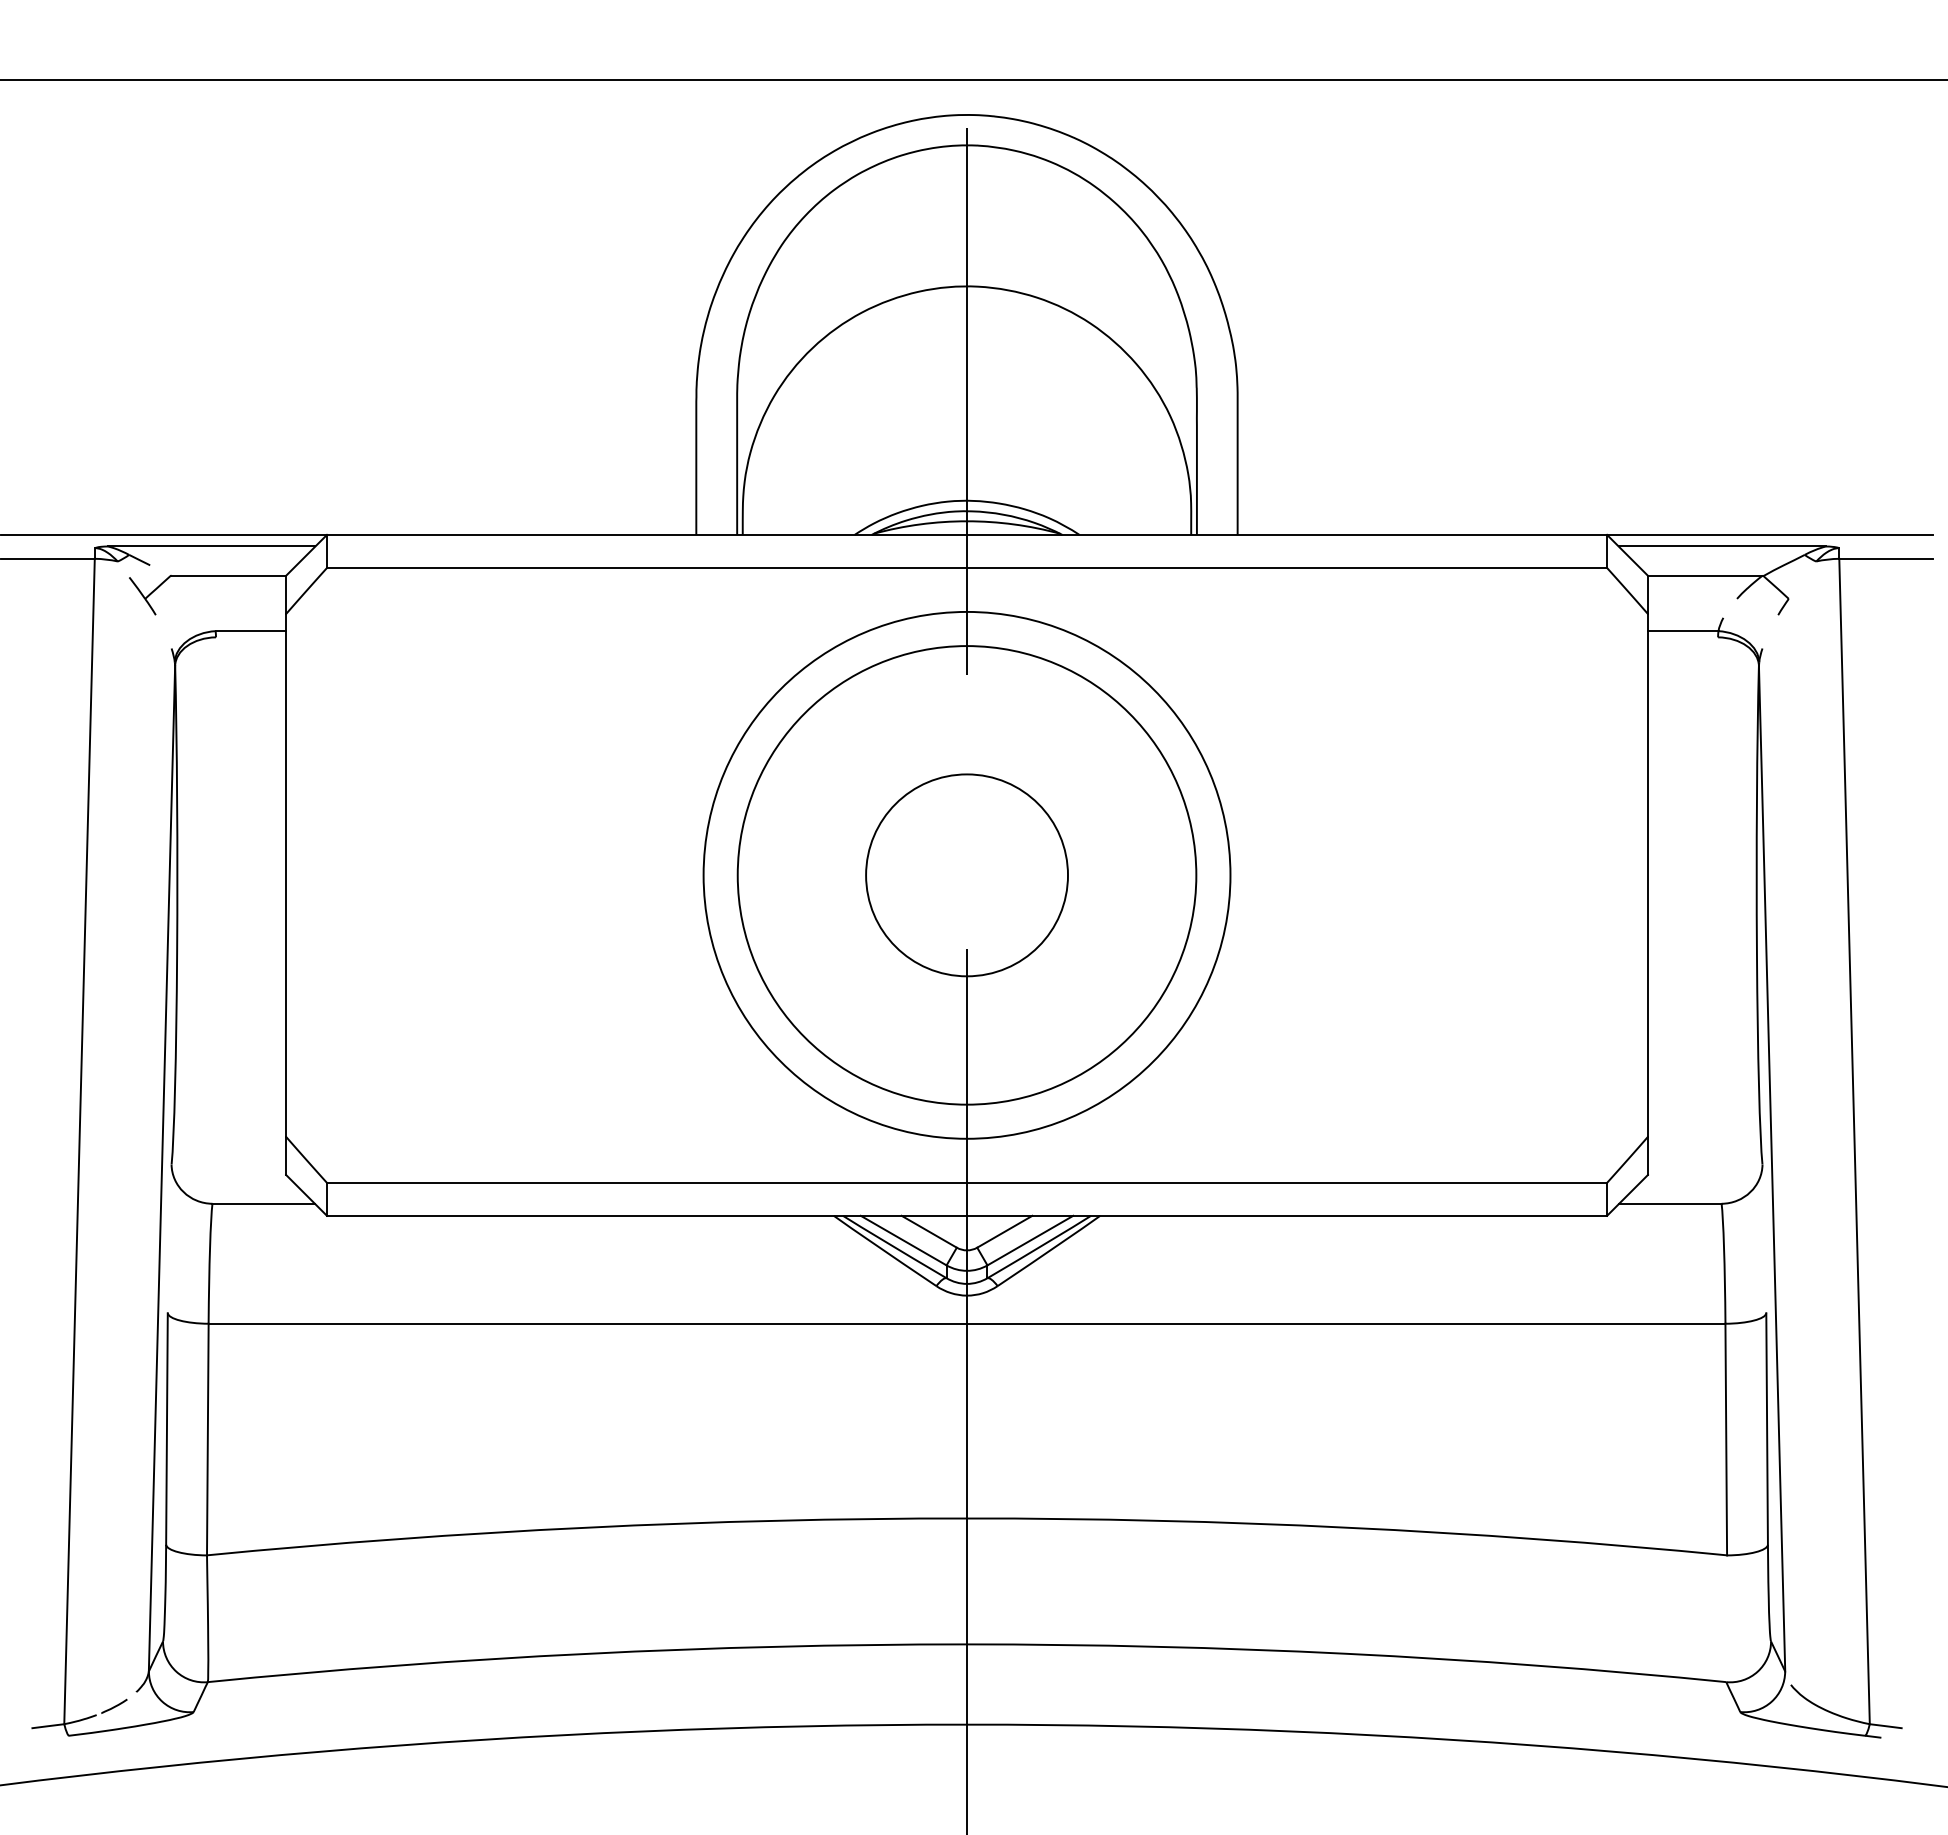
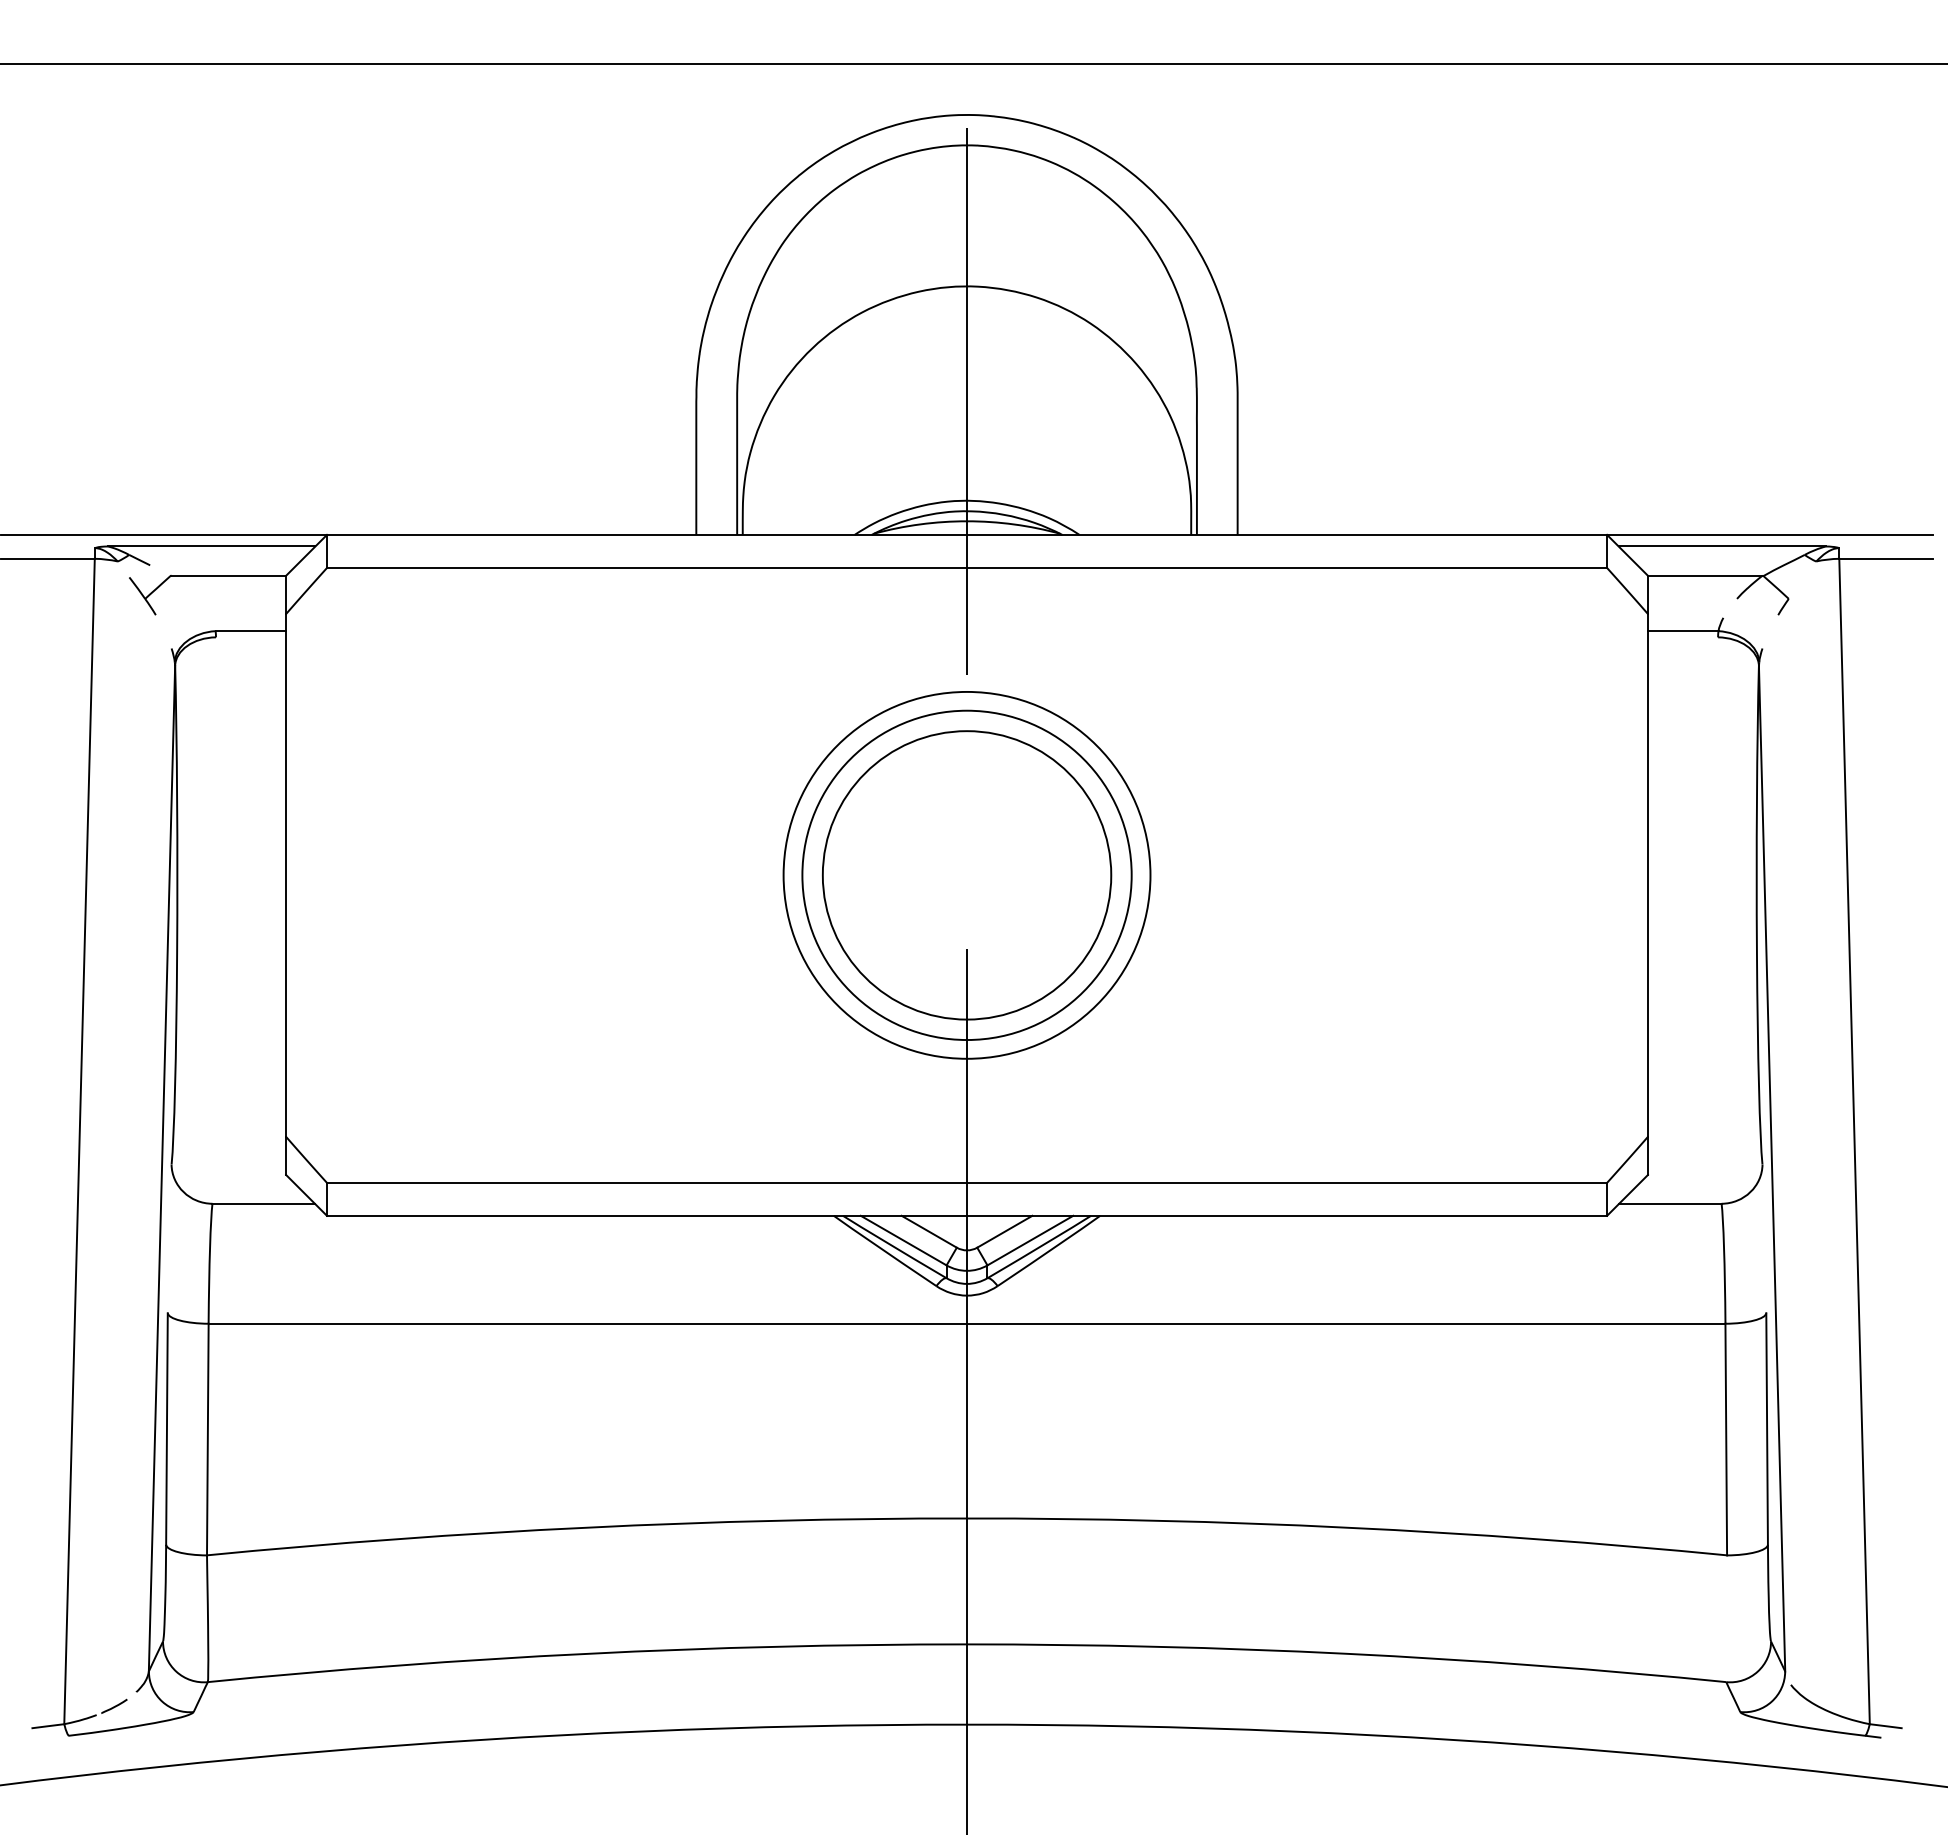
line position: (973, 79) -> (973, 63) (973, 63)
circle diameter: 527 px -> 329 px (966, 875)
circle diameter: 459 px -> 367 px (966, 874)
circle diameter: 202 px -> 288 px (966, 875)
